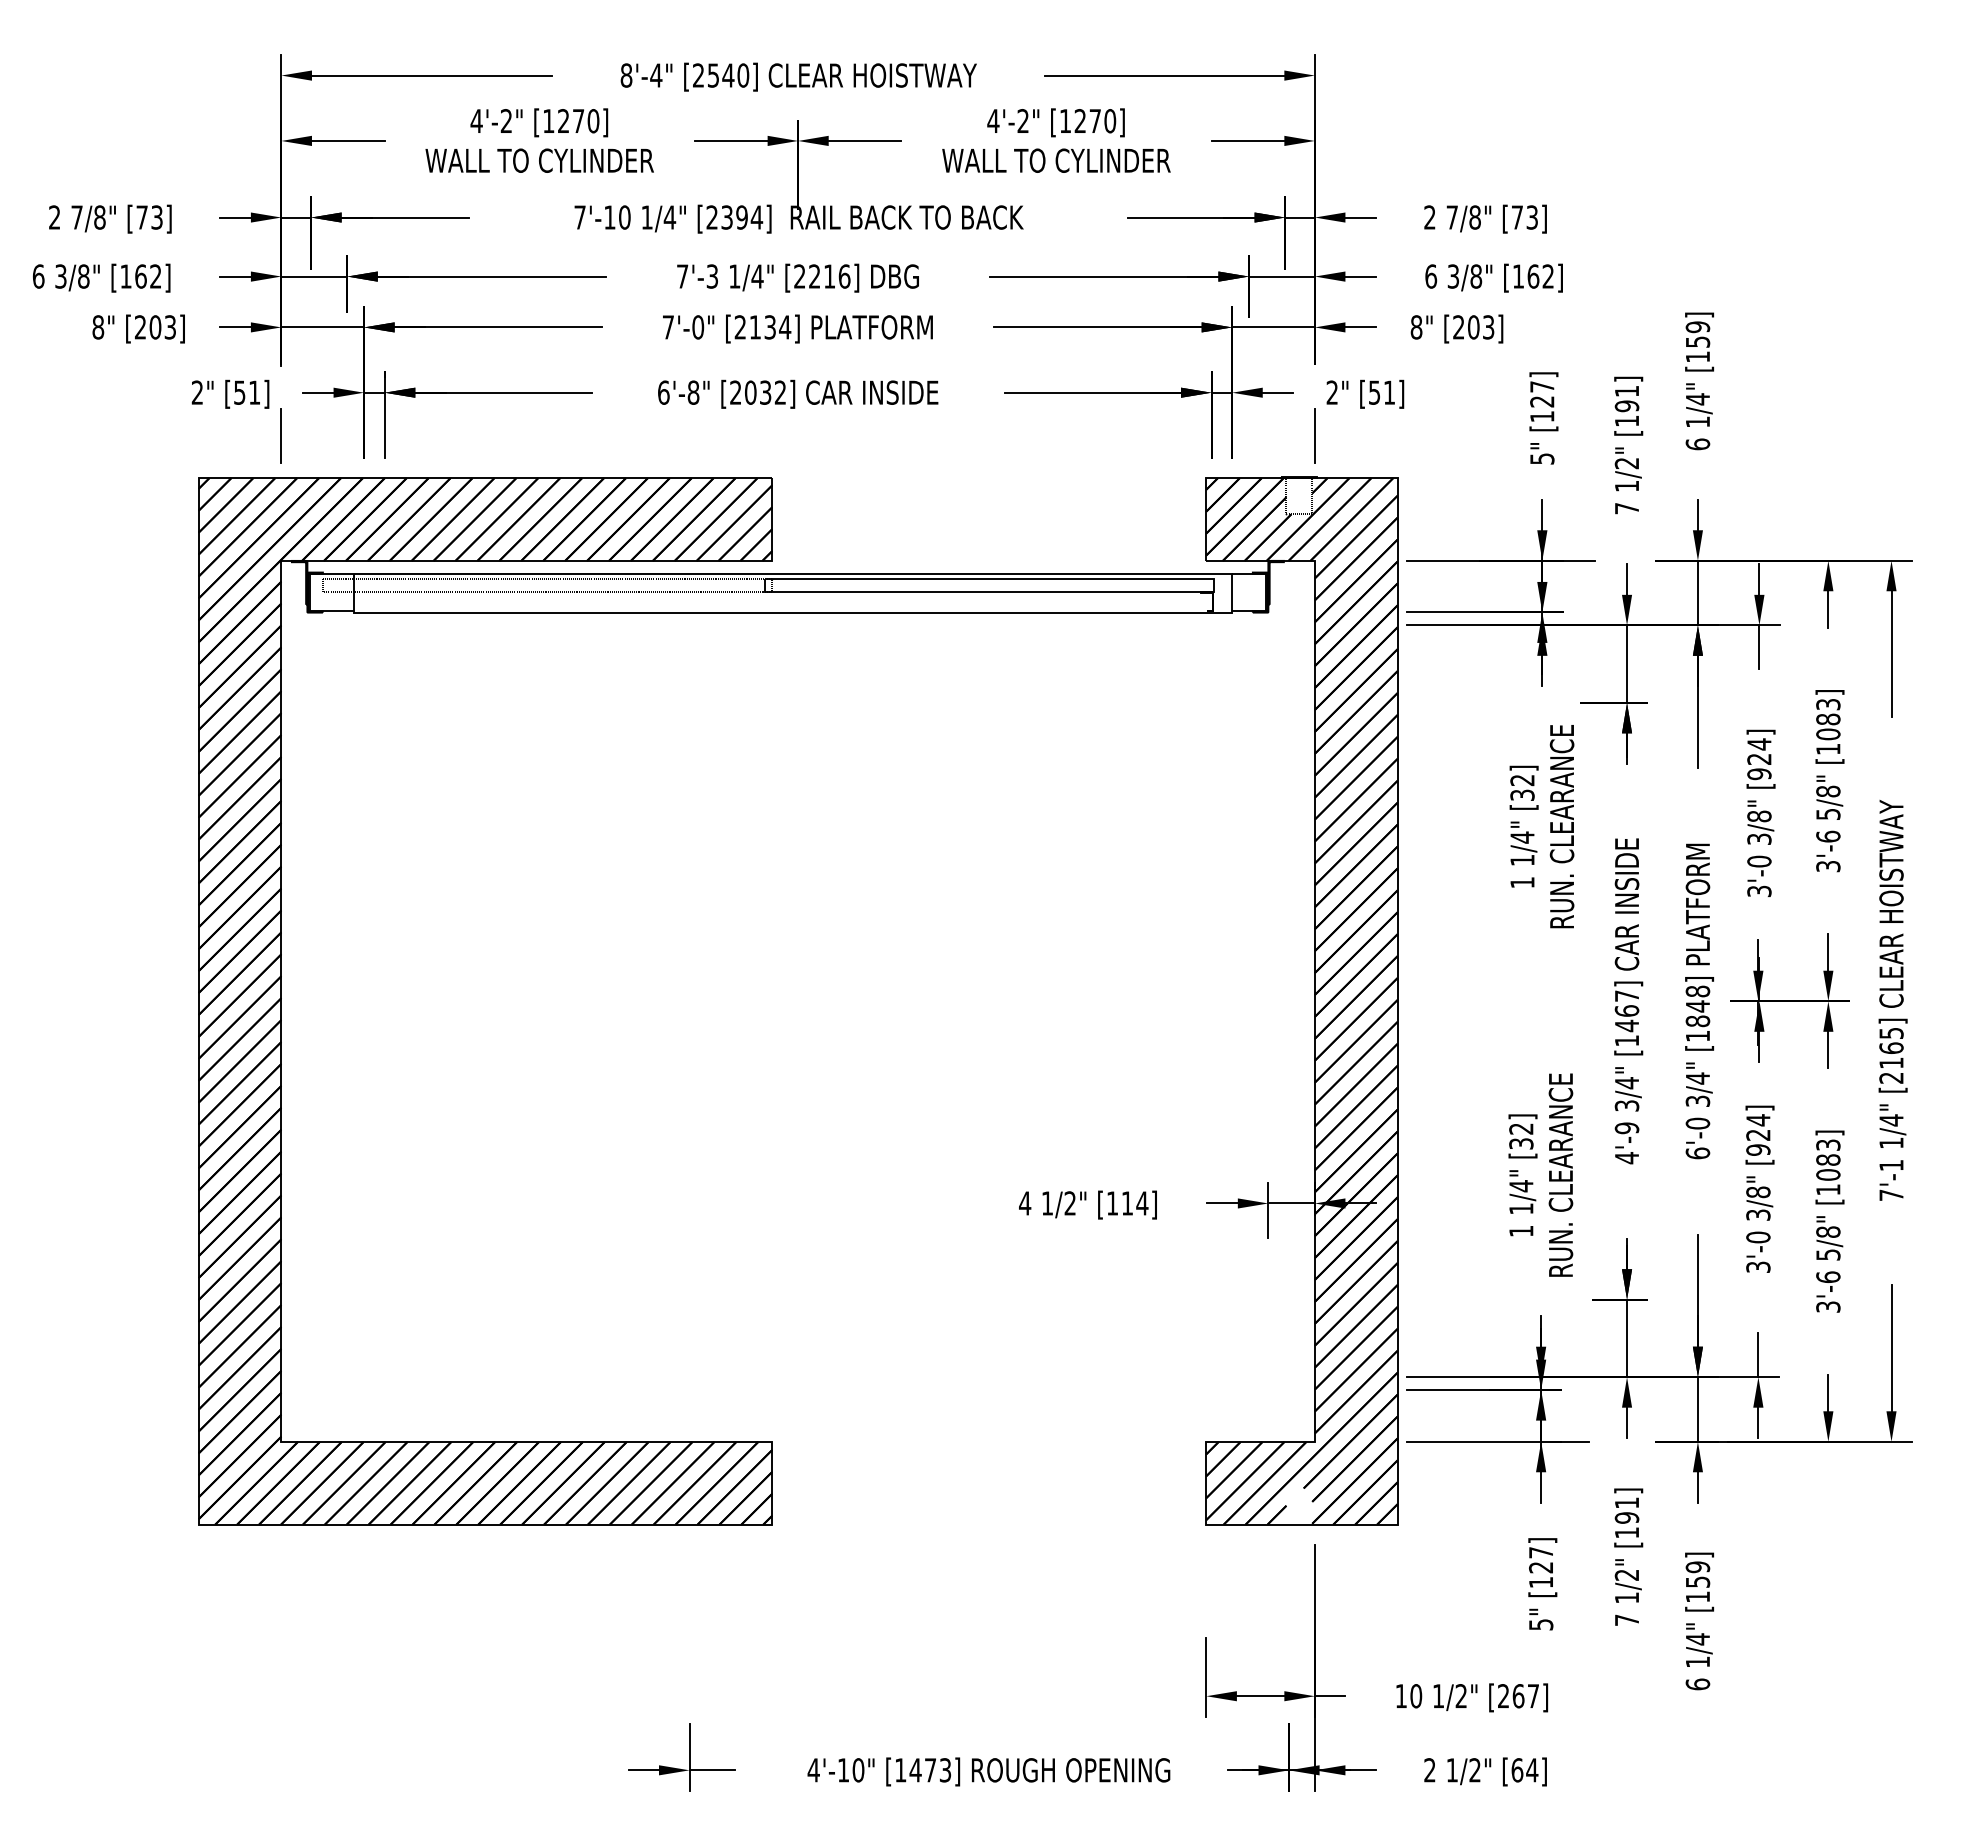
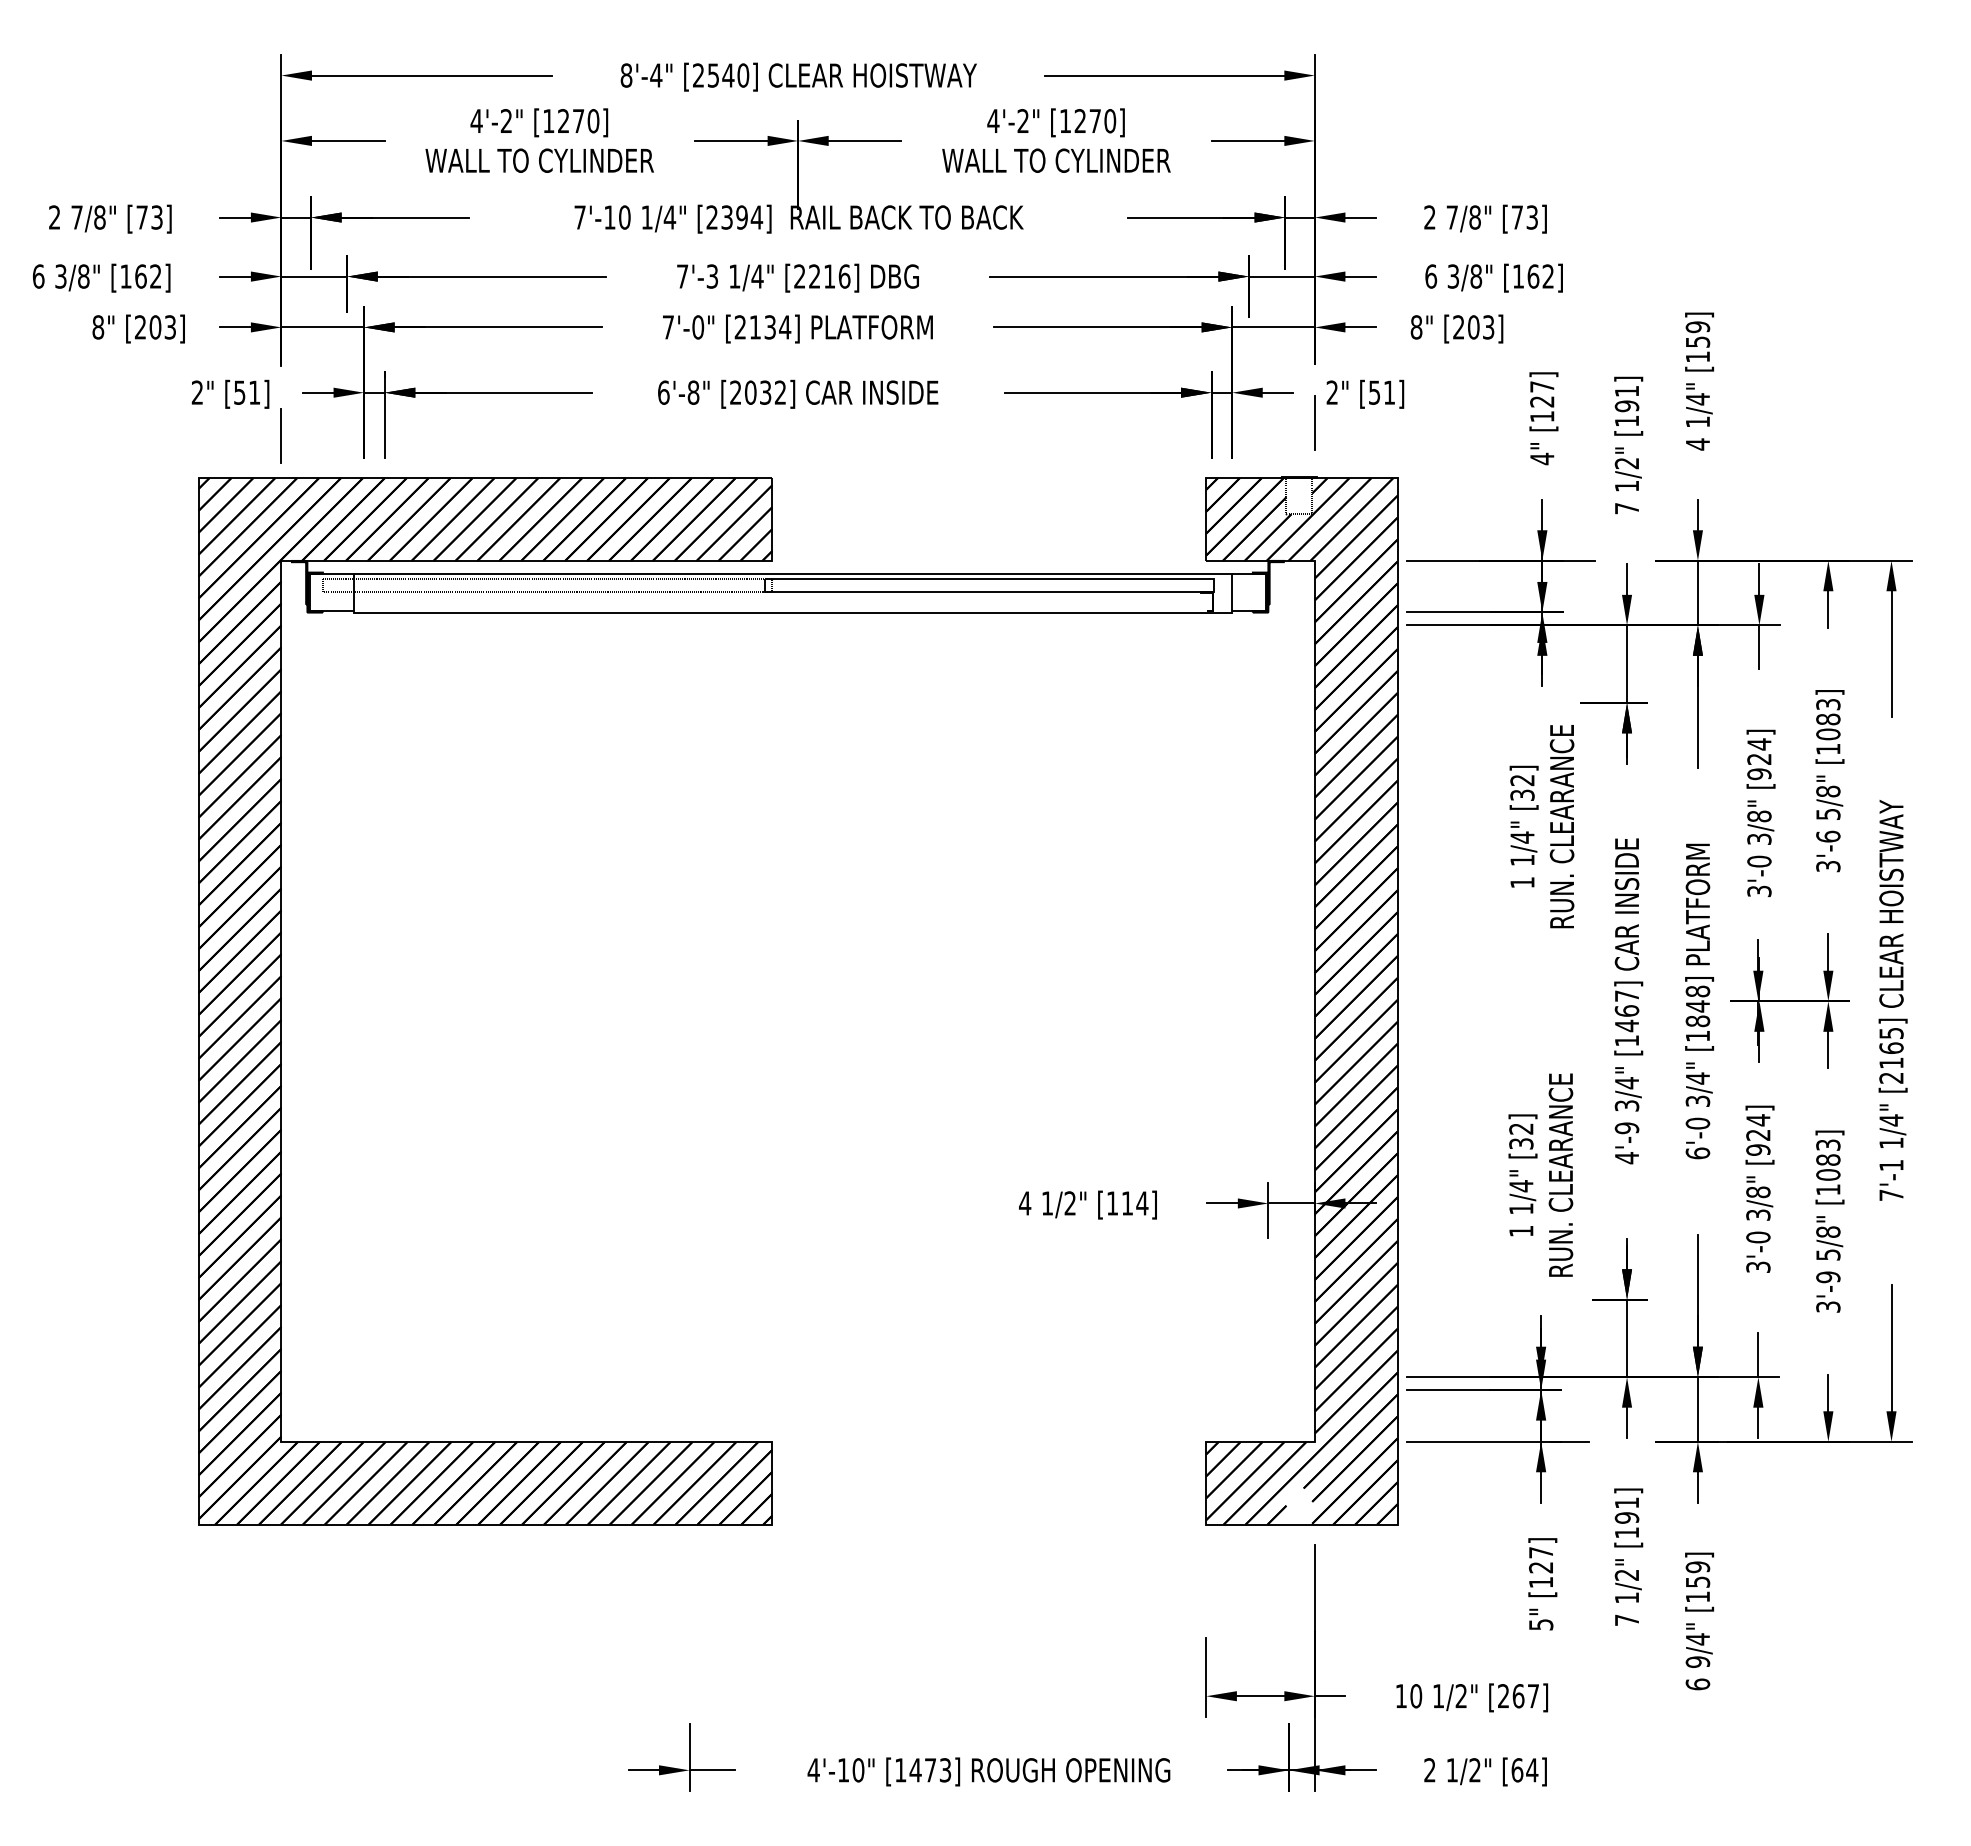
line position: (1314, 435) -> (1314, 422) (1314, 422)
text: 6 -> 4 (1697, 444)
text: 5" -> 4" (1542, 458)
text: 3'-6 -> 3'-9 (1828, 1277)
text: 1/4" -> 9/4" (1697, 1662)
